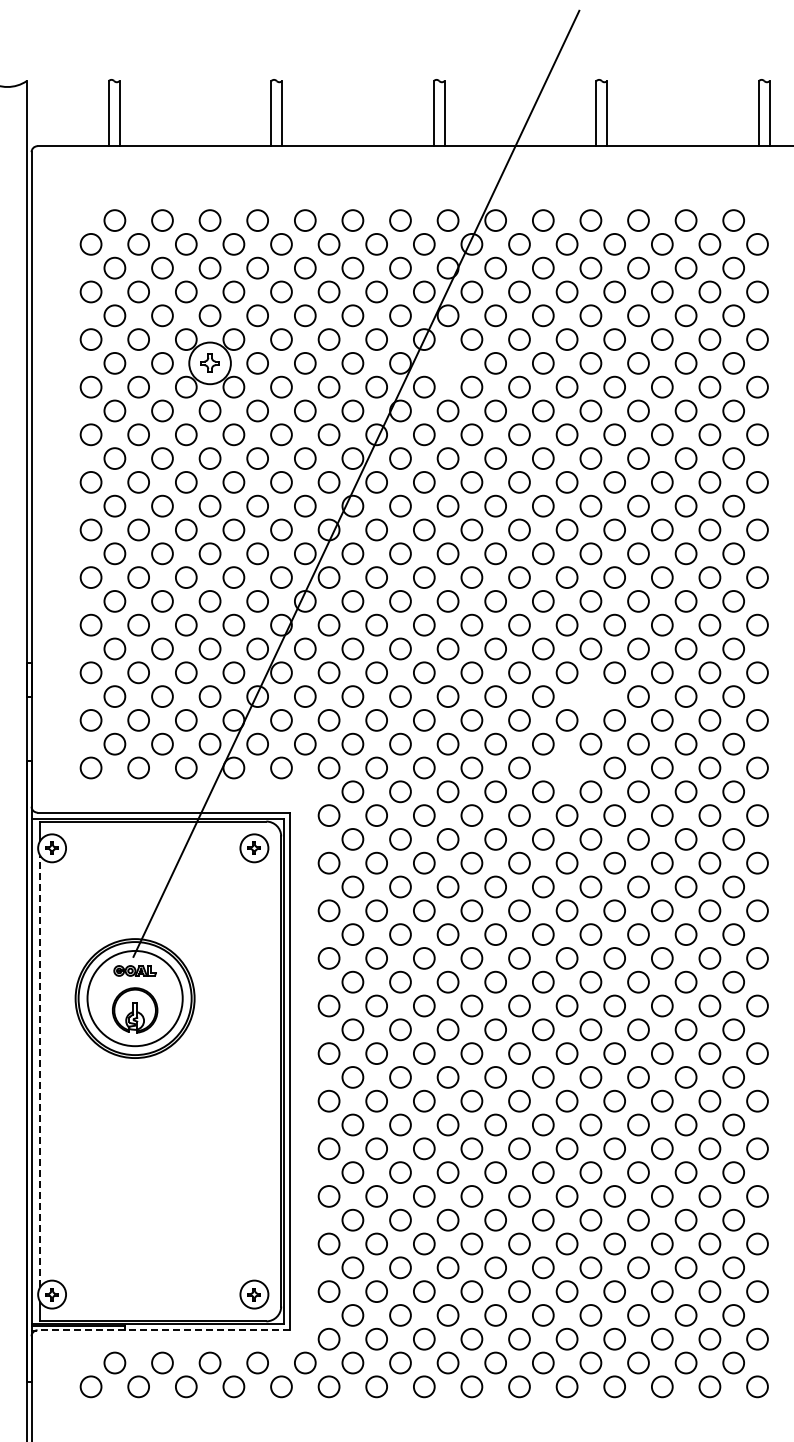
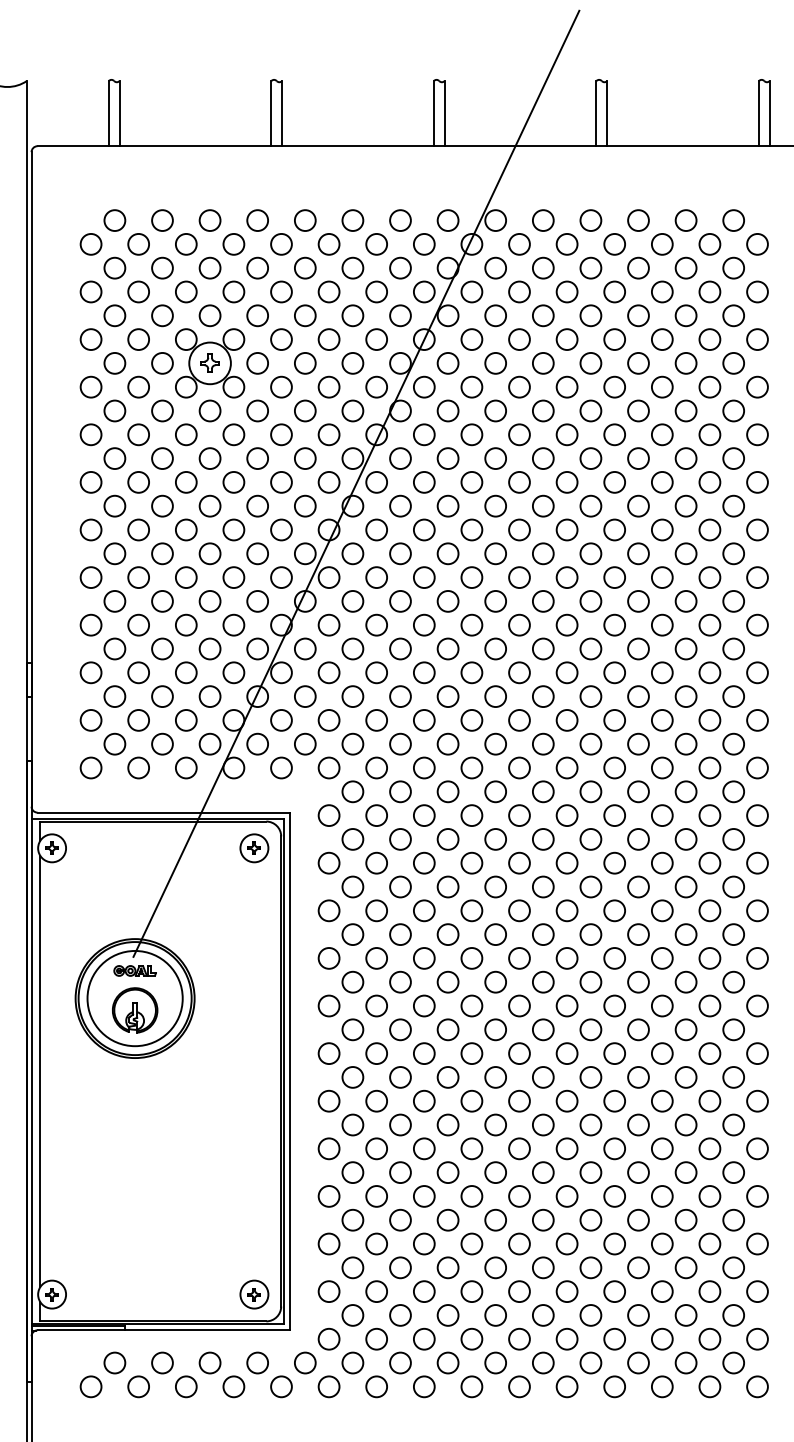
circle: none -> present (447, 363)
circle: none -> present (590, 696)
circle: none -> present (566, 767)
line: dashed -> solid (40, 1071)
line: dashed -> solid (163, 1330)
